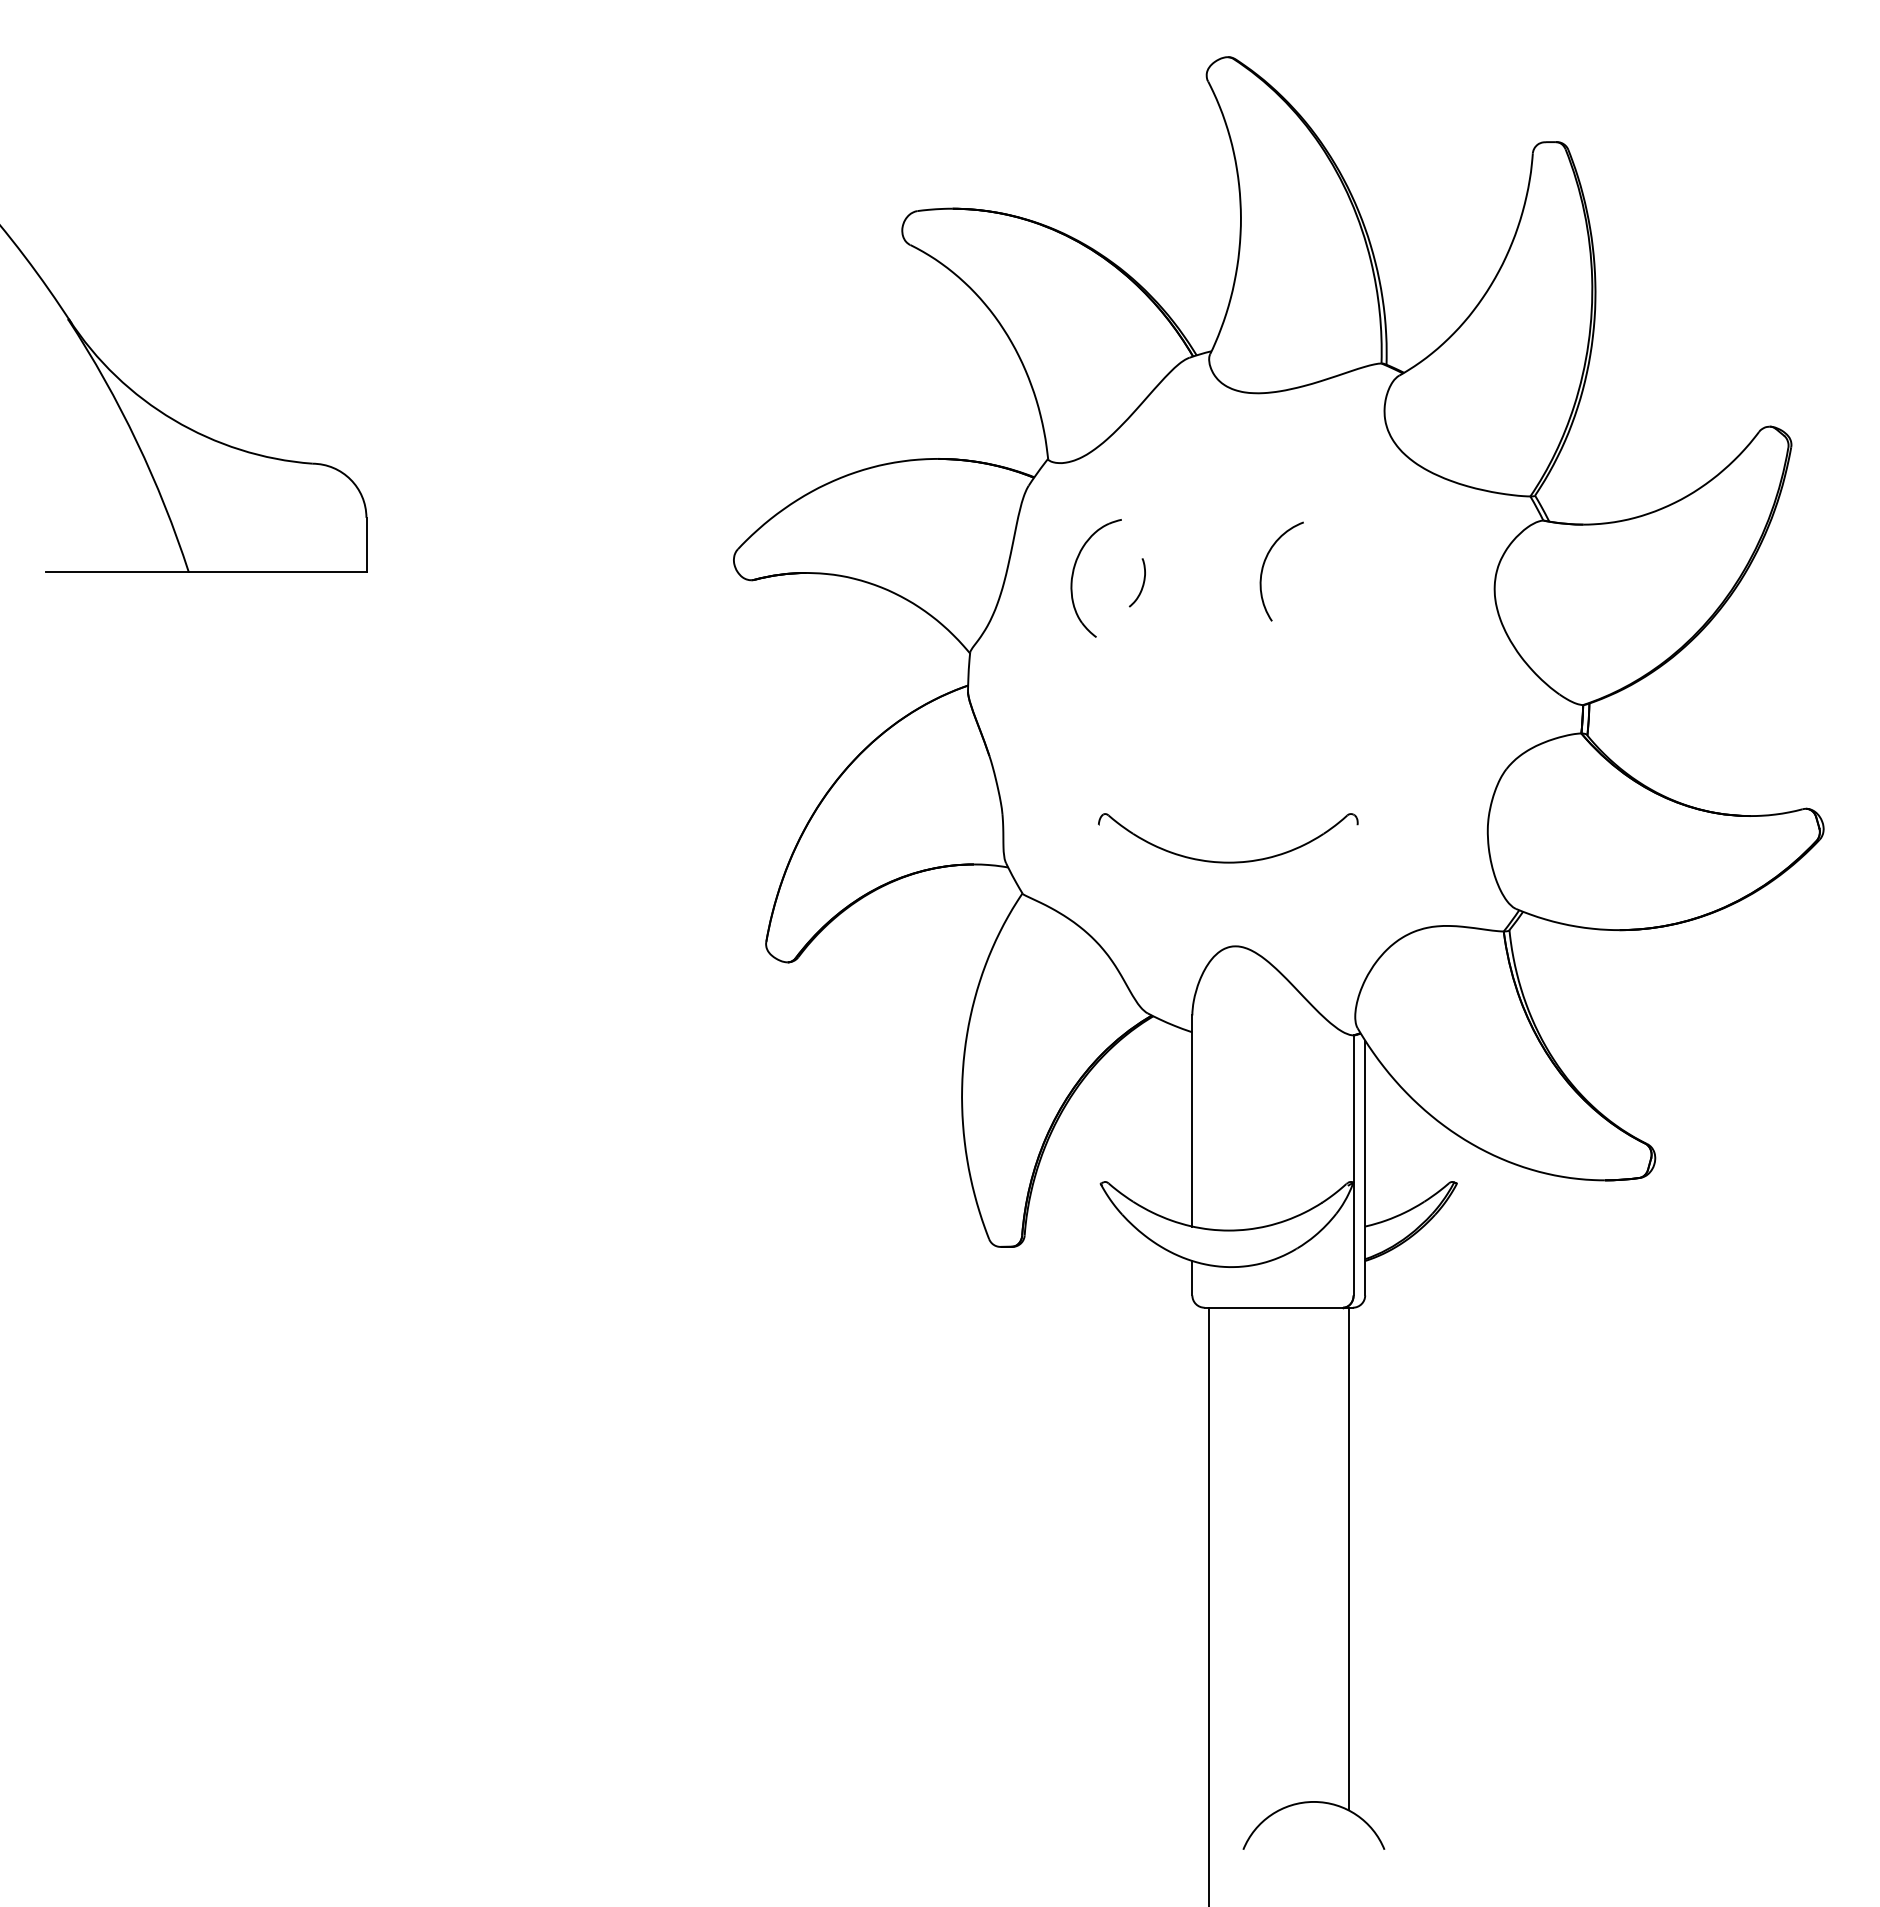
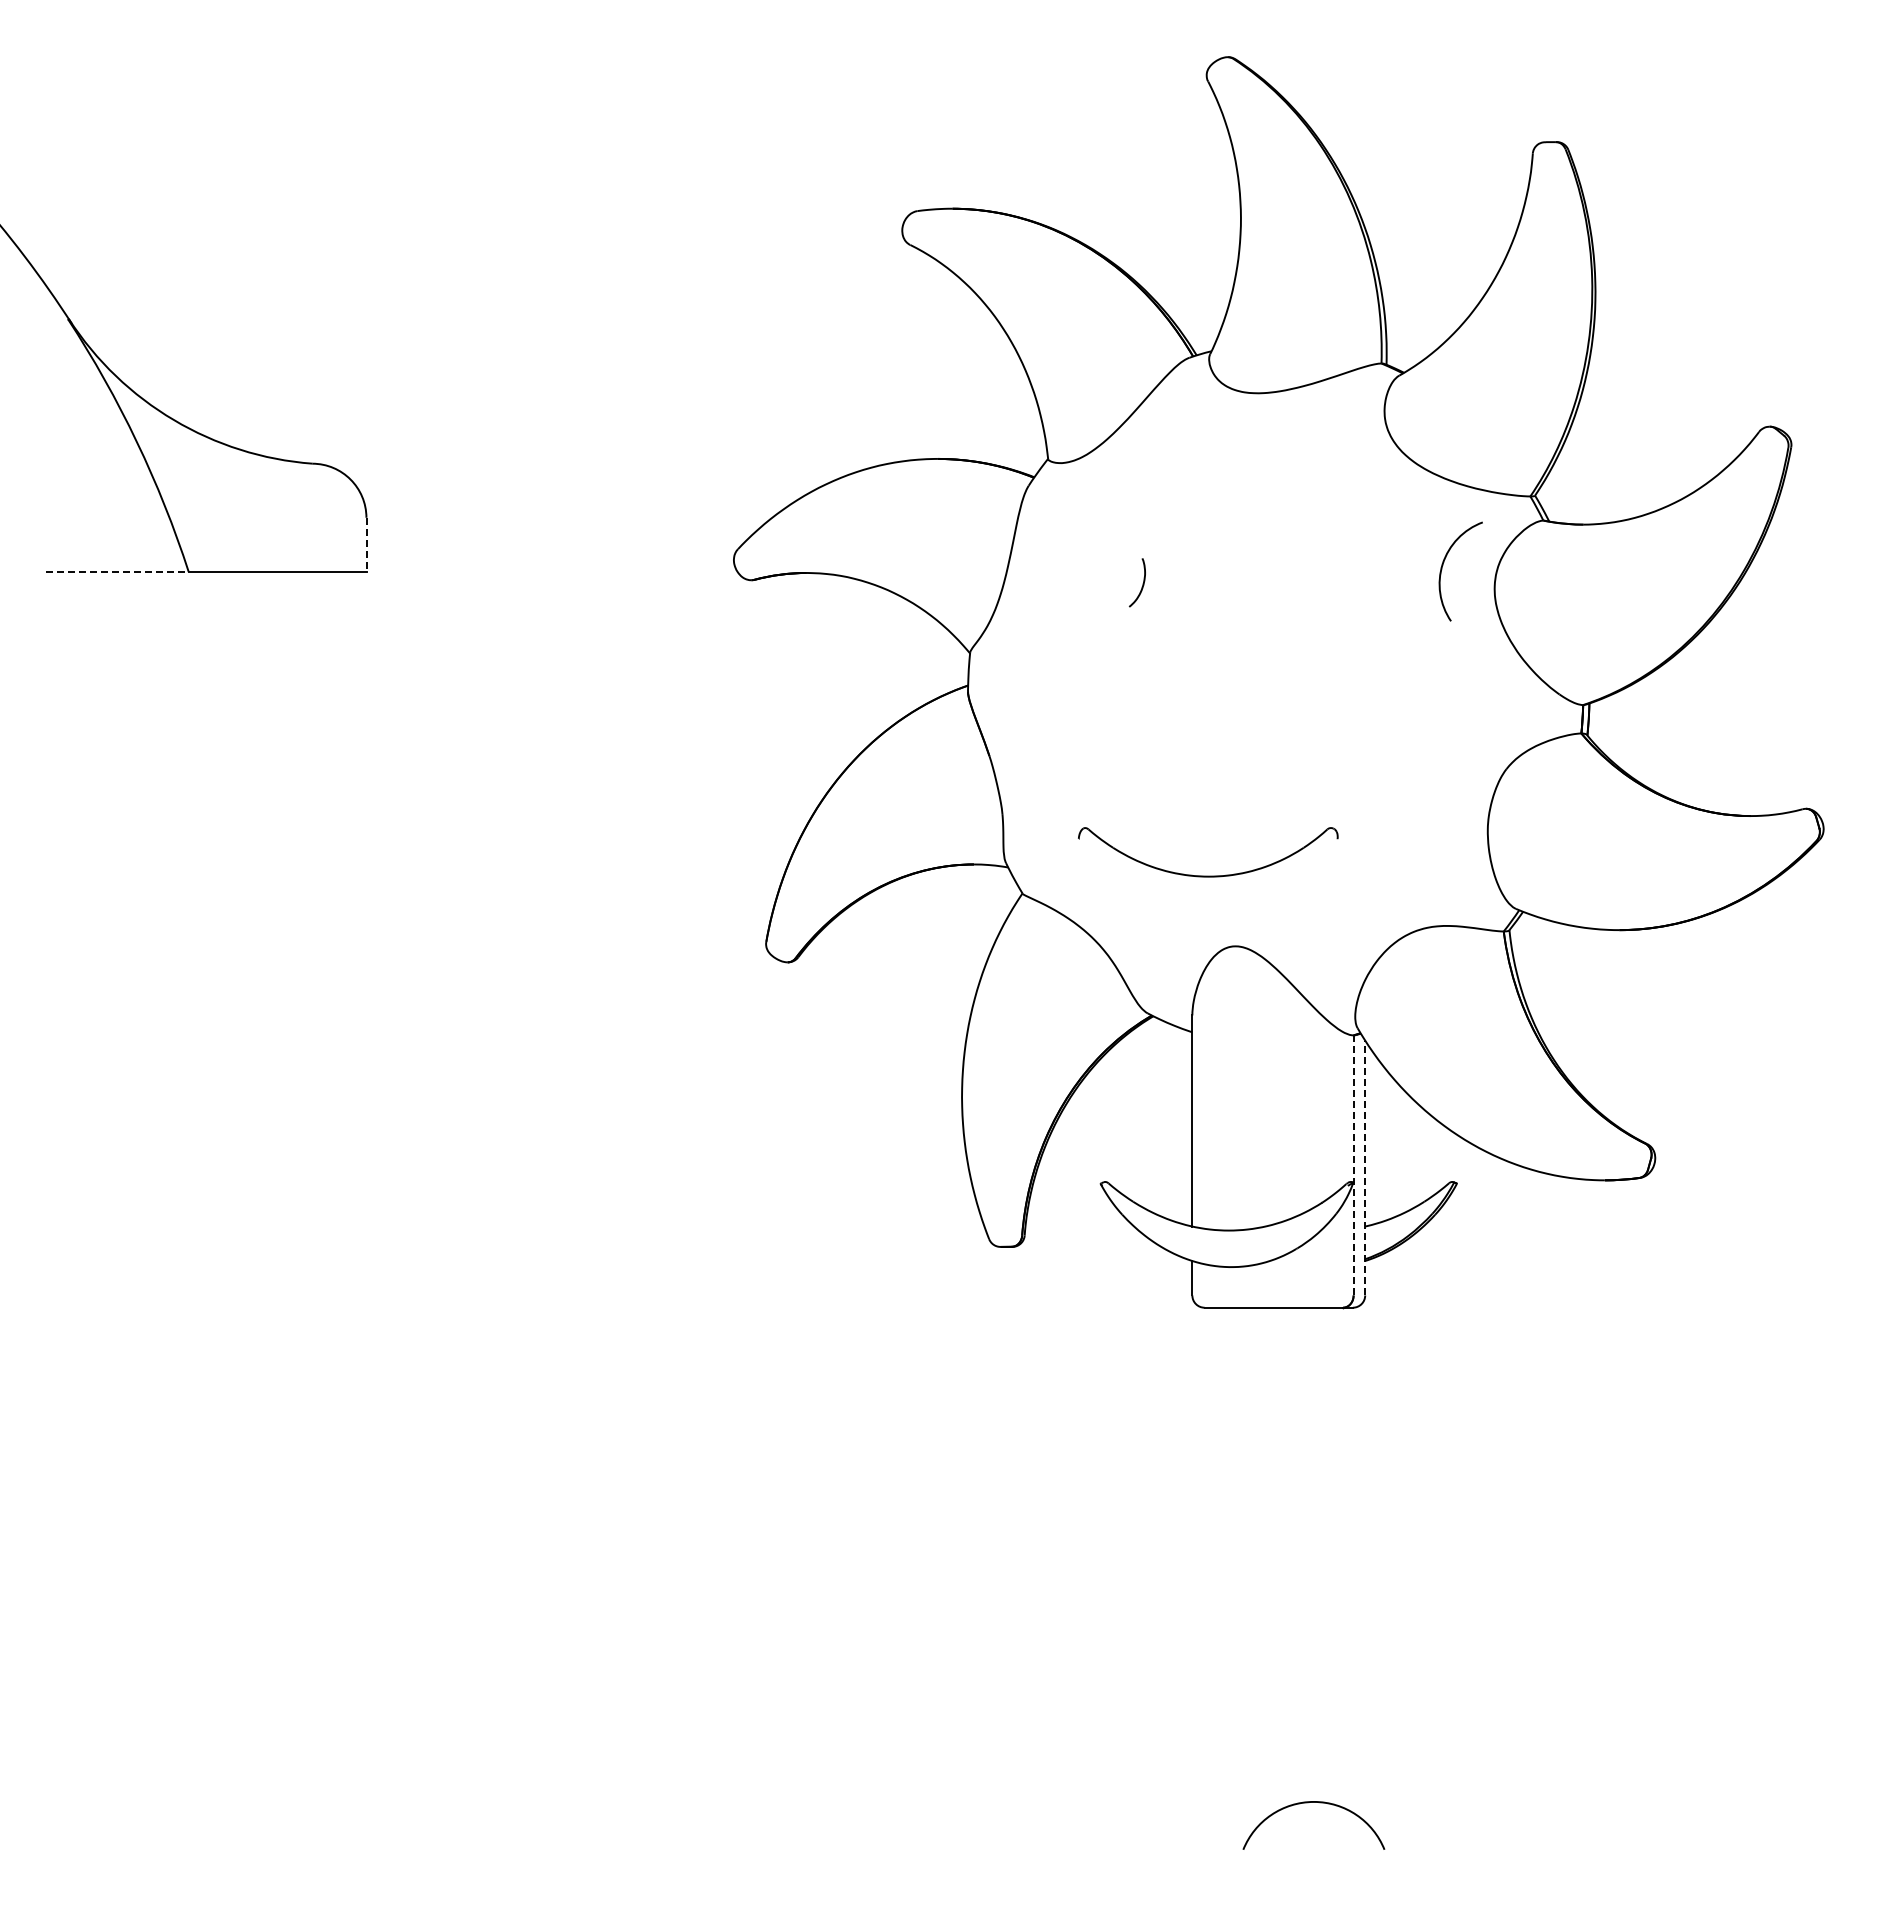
line: solid -> dashed (366, 545)
arc position: (1264, 565) -> (1443, 565) (1443, 565)
line: solid -> dashed (117, 571)
part: present -> none (1073, 577)
part position: (1228, 861) -> (1208, 875) (1208, 875)
line: solid -> dashed (1353, 1165)
line: solid -> dashed (1365, 1167)
line: present -> none (1348, 1558)
line: present -> none (1208, 1605)
